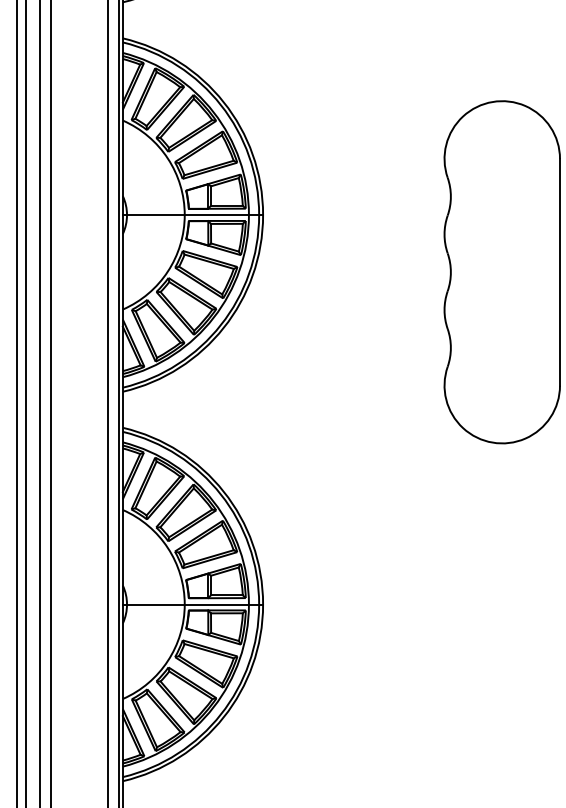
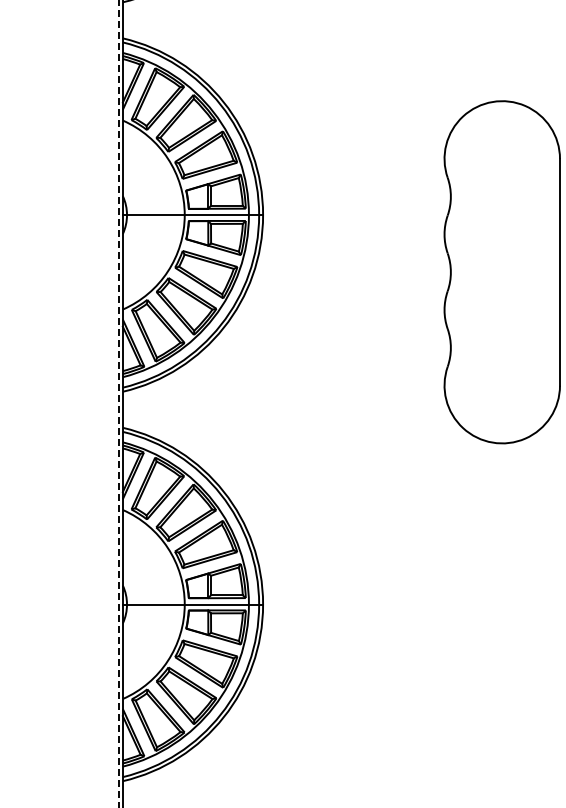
line: present -> none (16, 403)
line: present -> none (25, 403)
line: present -> none (40, 403)
line: present -> none (50, 403)
line: present -> none (108, 403)
line: solid -> dashed (118, 404)
